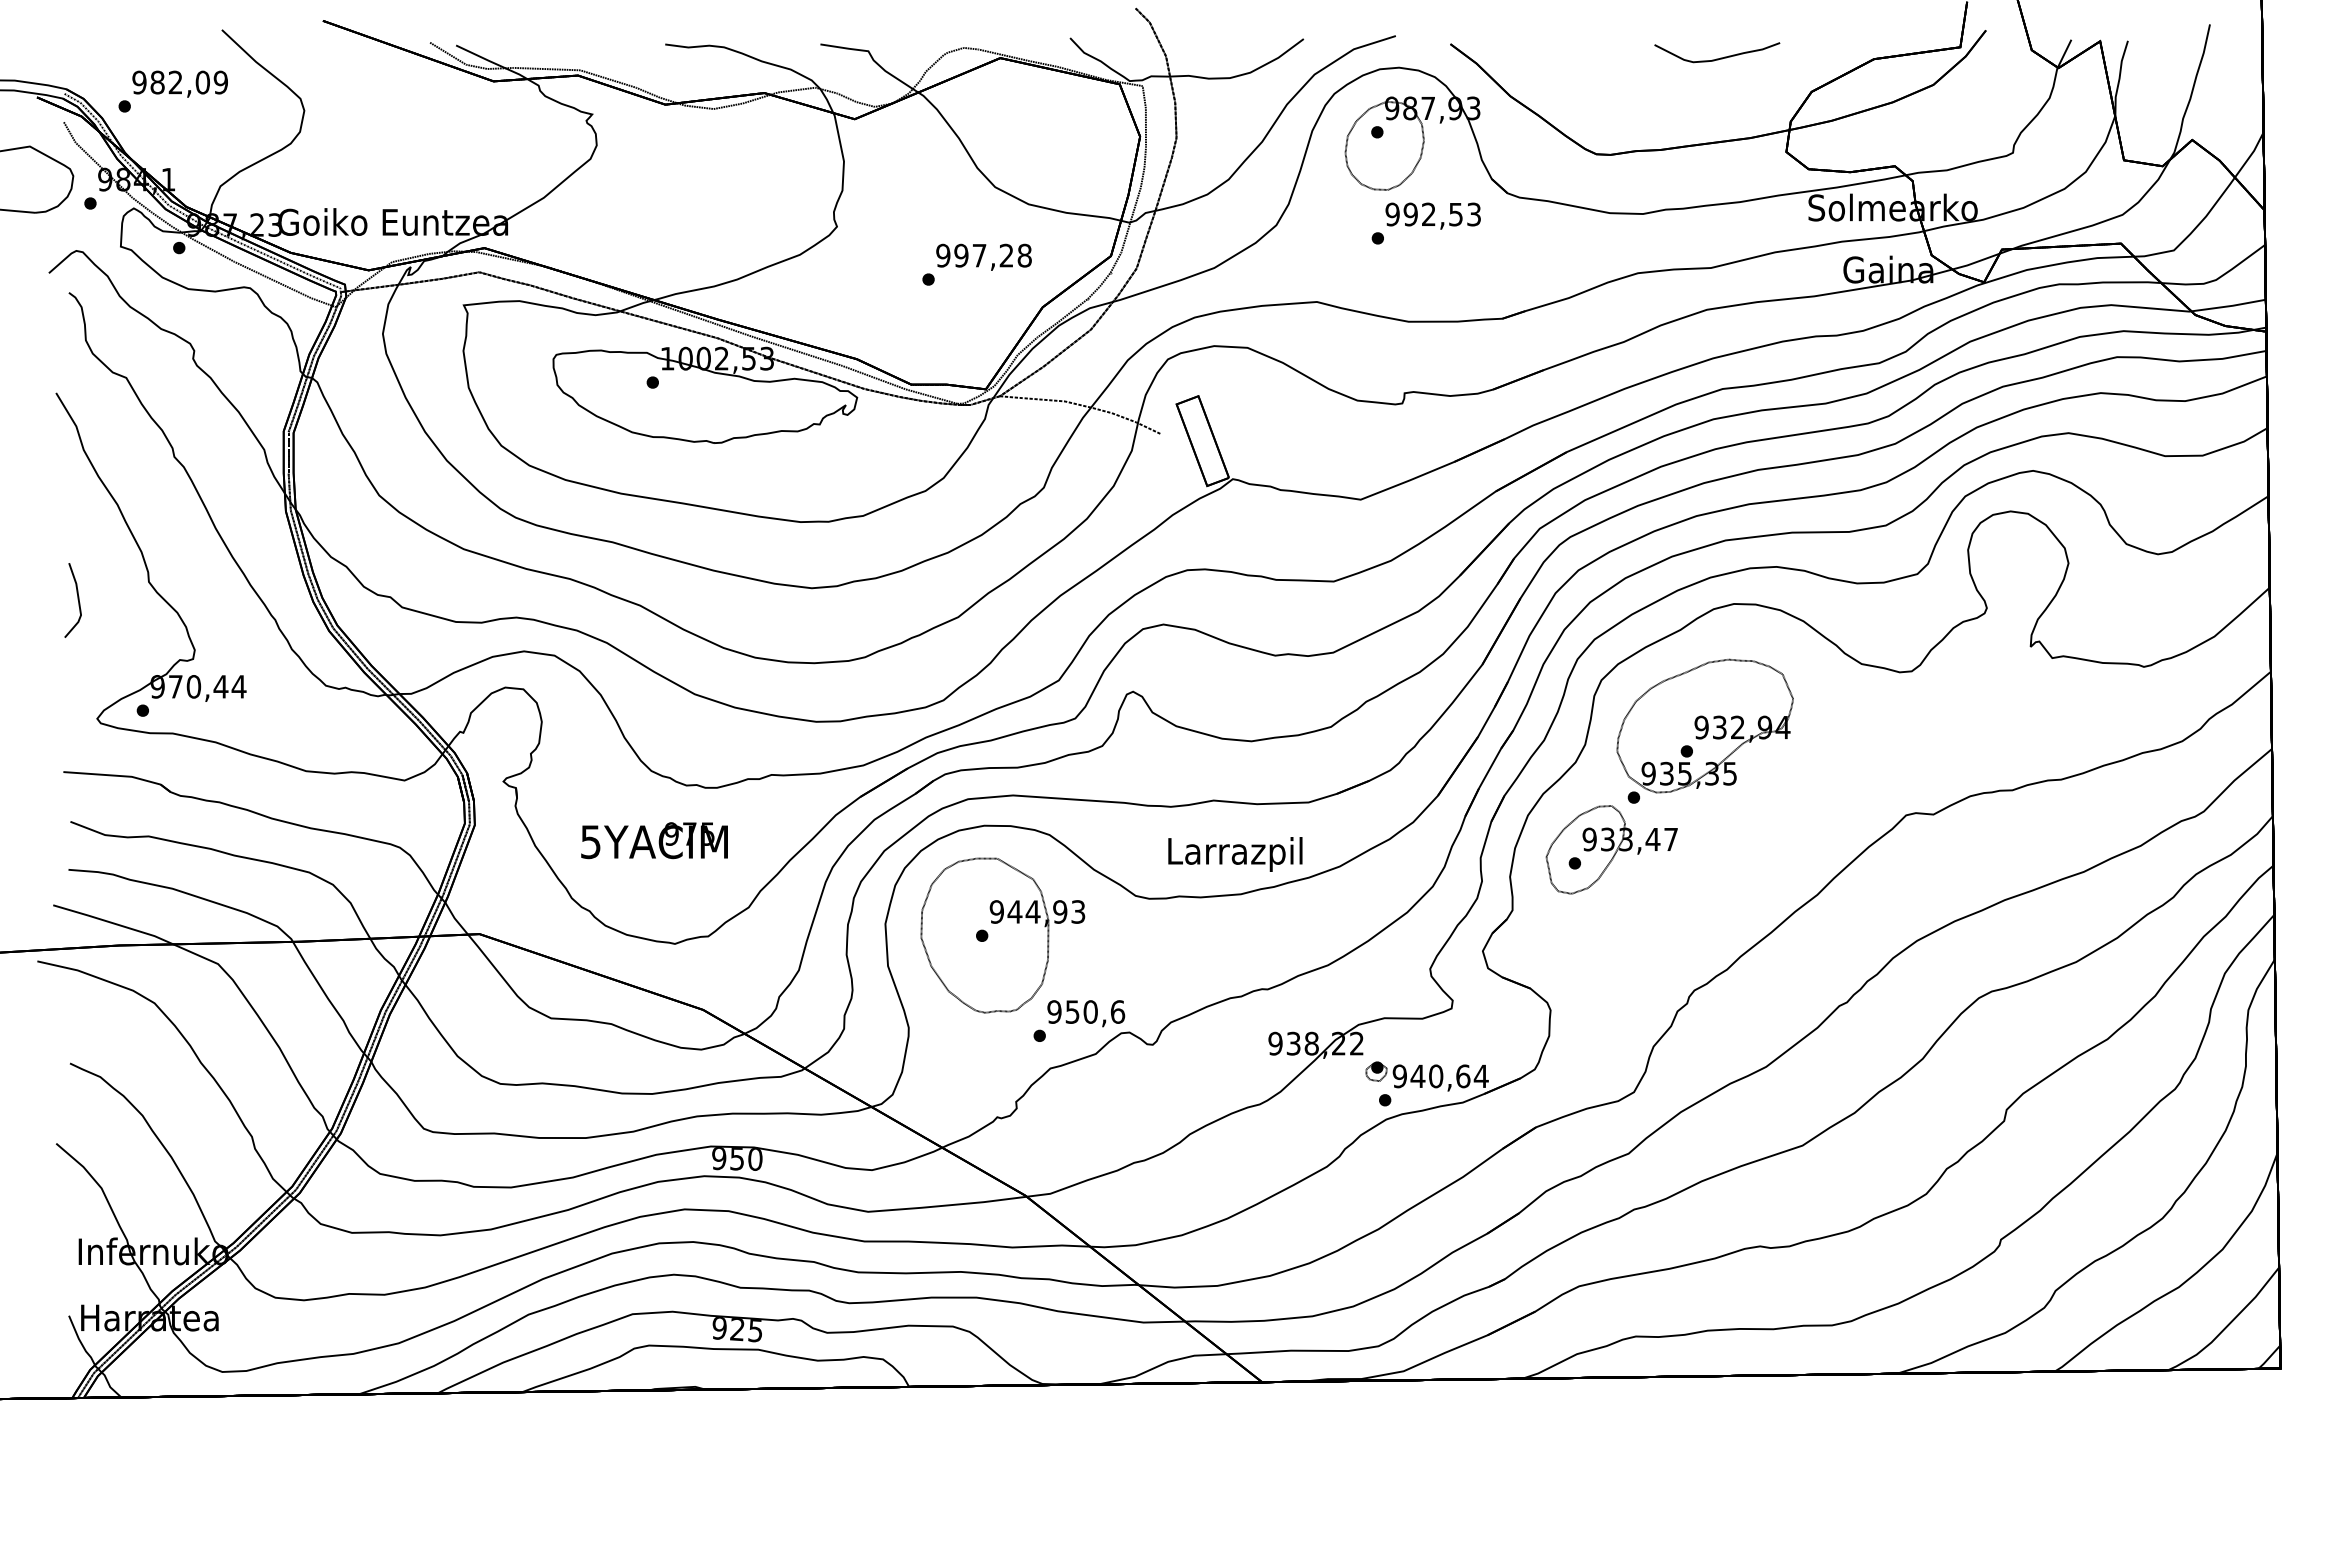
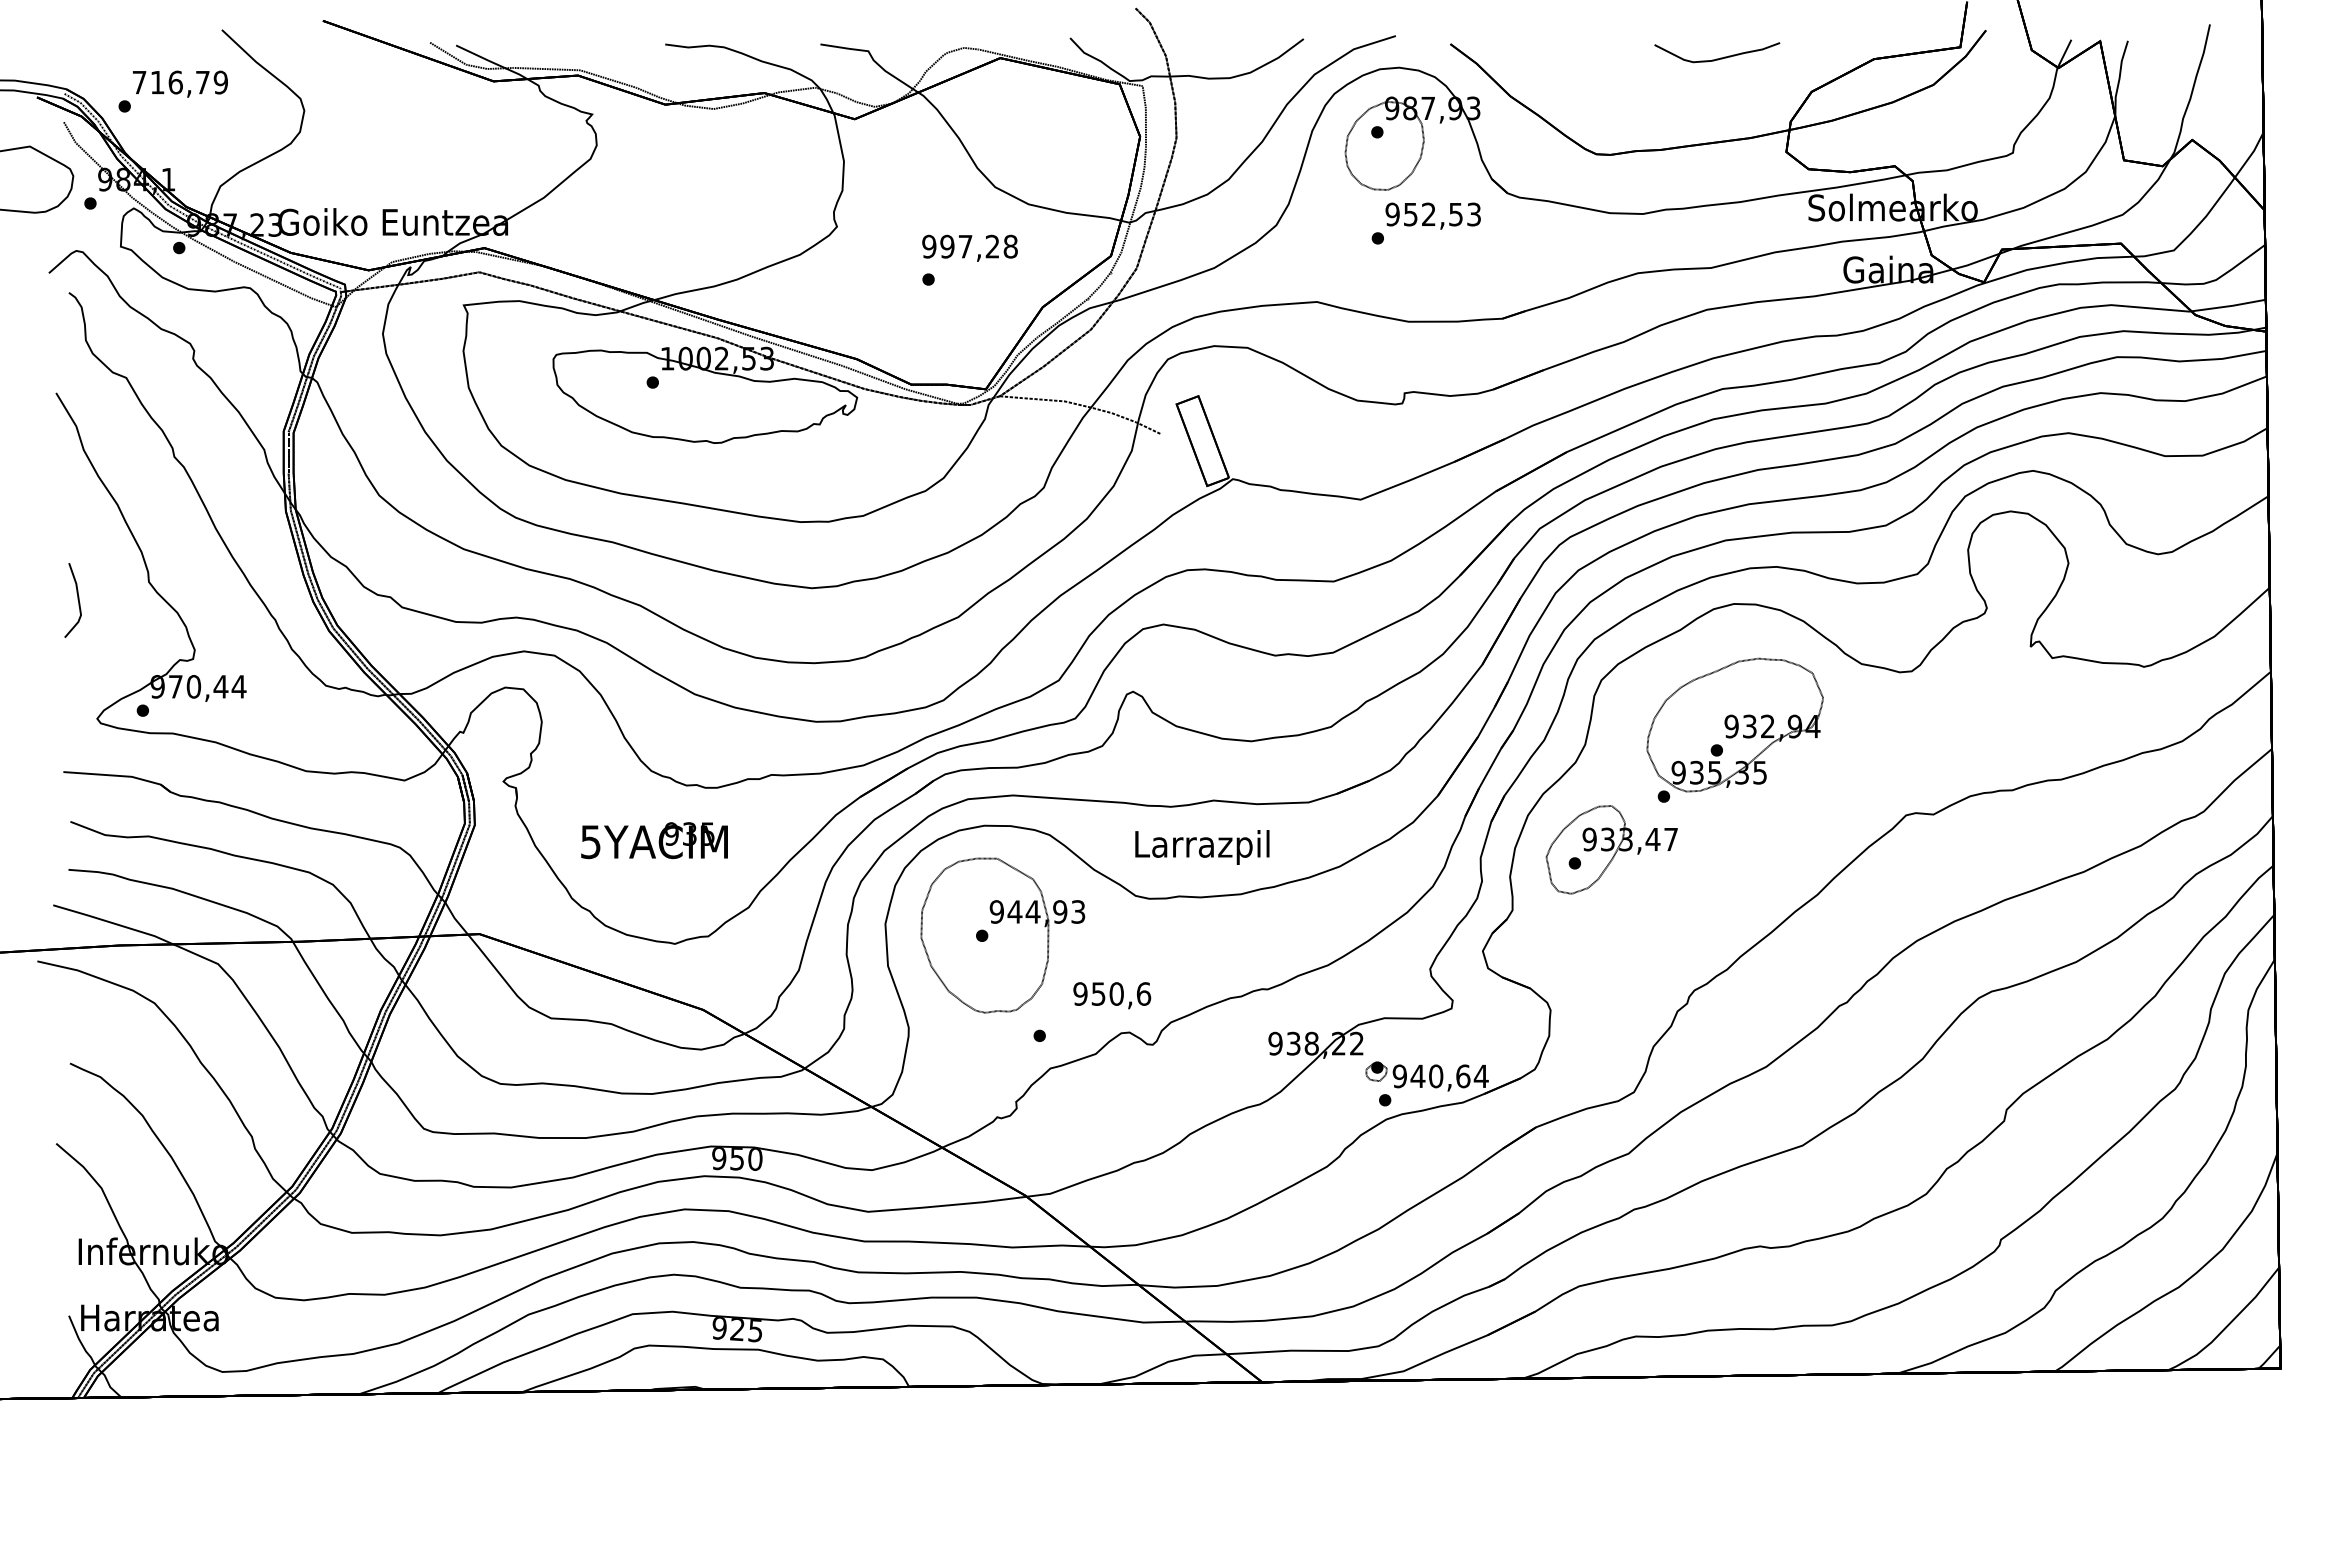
text: 982,09 -> 716,79 (170, 82)
text: 992,53 -> 952,53 (1410, 214)
text position: (983, 256) -> (969, 247) (969, 247)
part position: (1704, 730) -> (1734, 729) (1734, 729)
text: 975 -> 935 (689, 833)
text position: (1235, 854) -> (1202, 847) (1202, 847)
text position: (1086, 1013) -> (1112, 995) (1112, 995)
